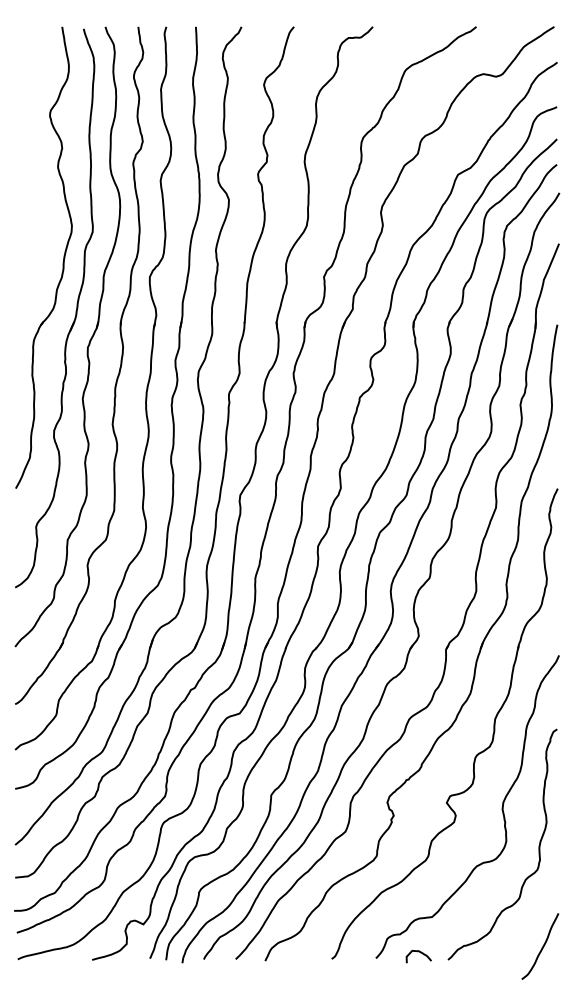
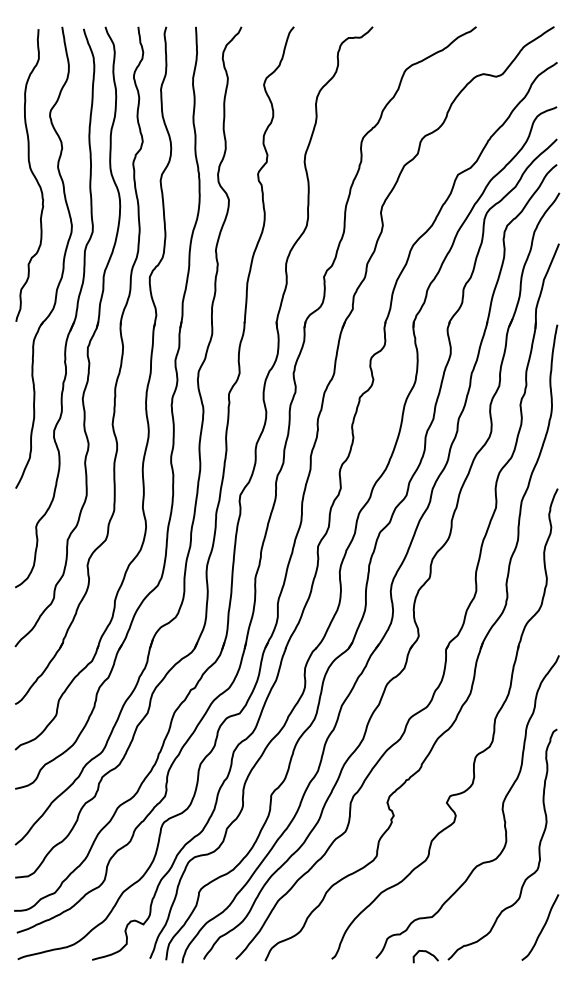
curve: none -> present (31, 173)
curve position: (541, 947) -> (541, 928) (541, 928)
curve position: (420, 953) -> (427, 953) (427, 953)
